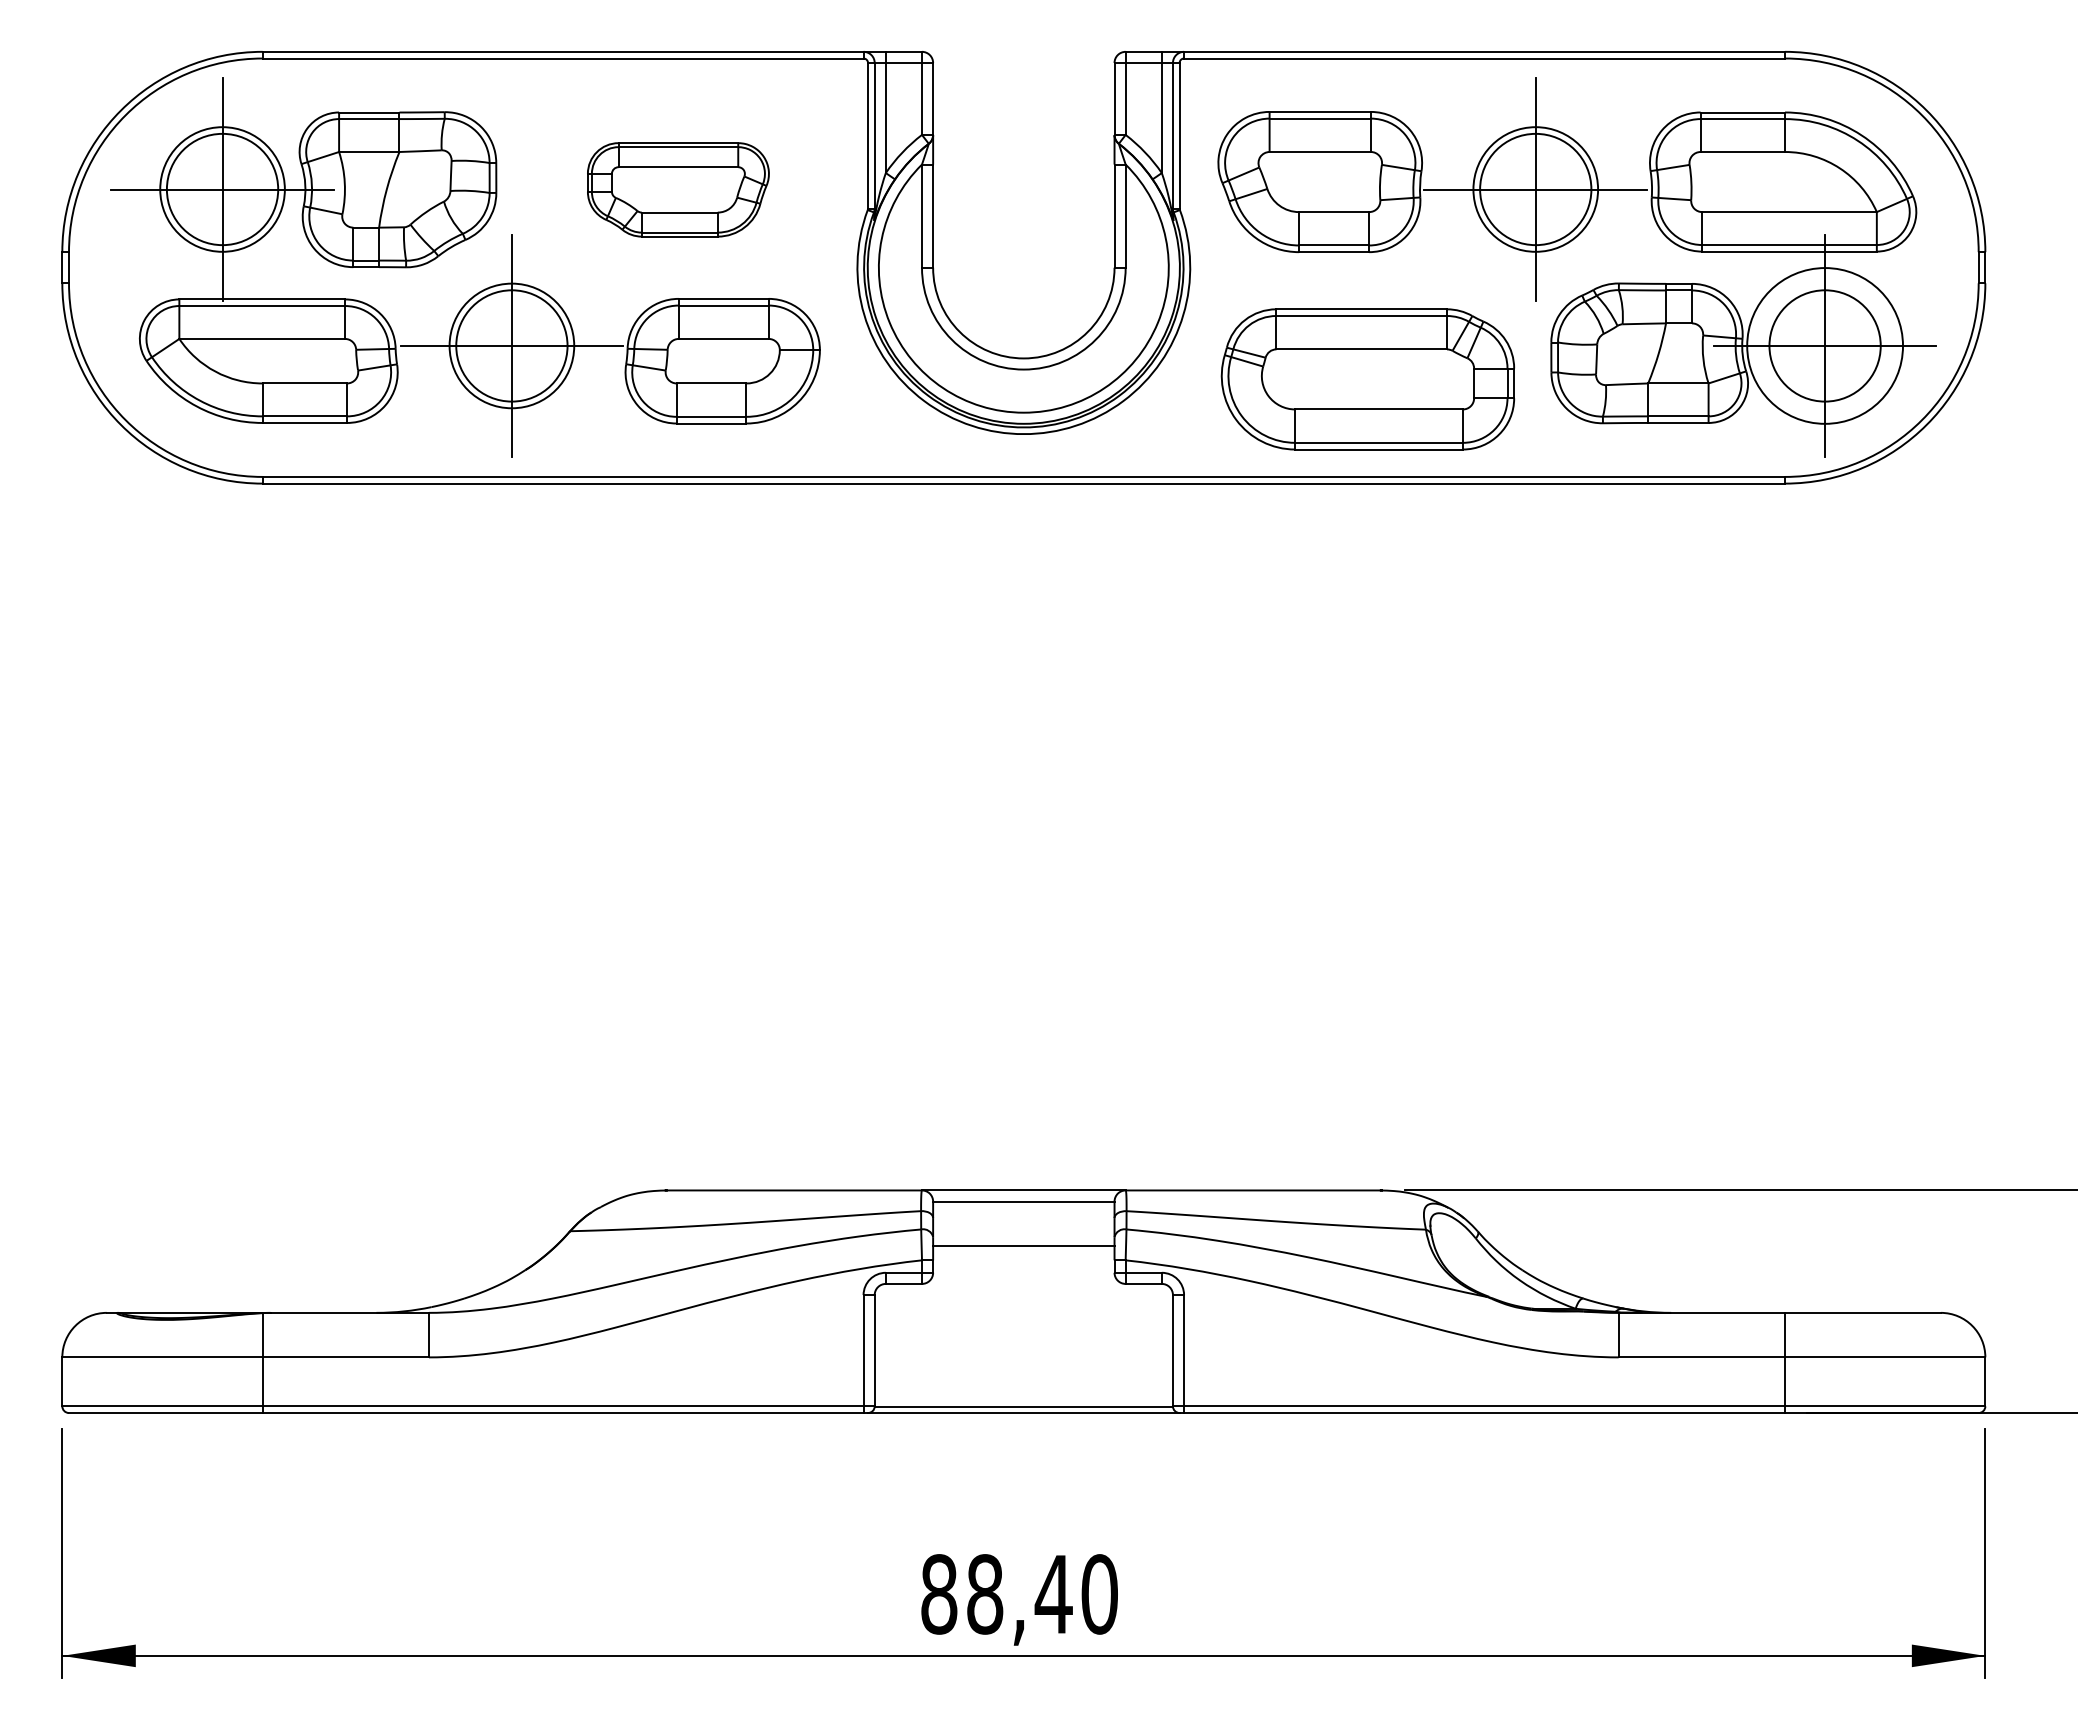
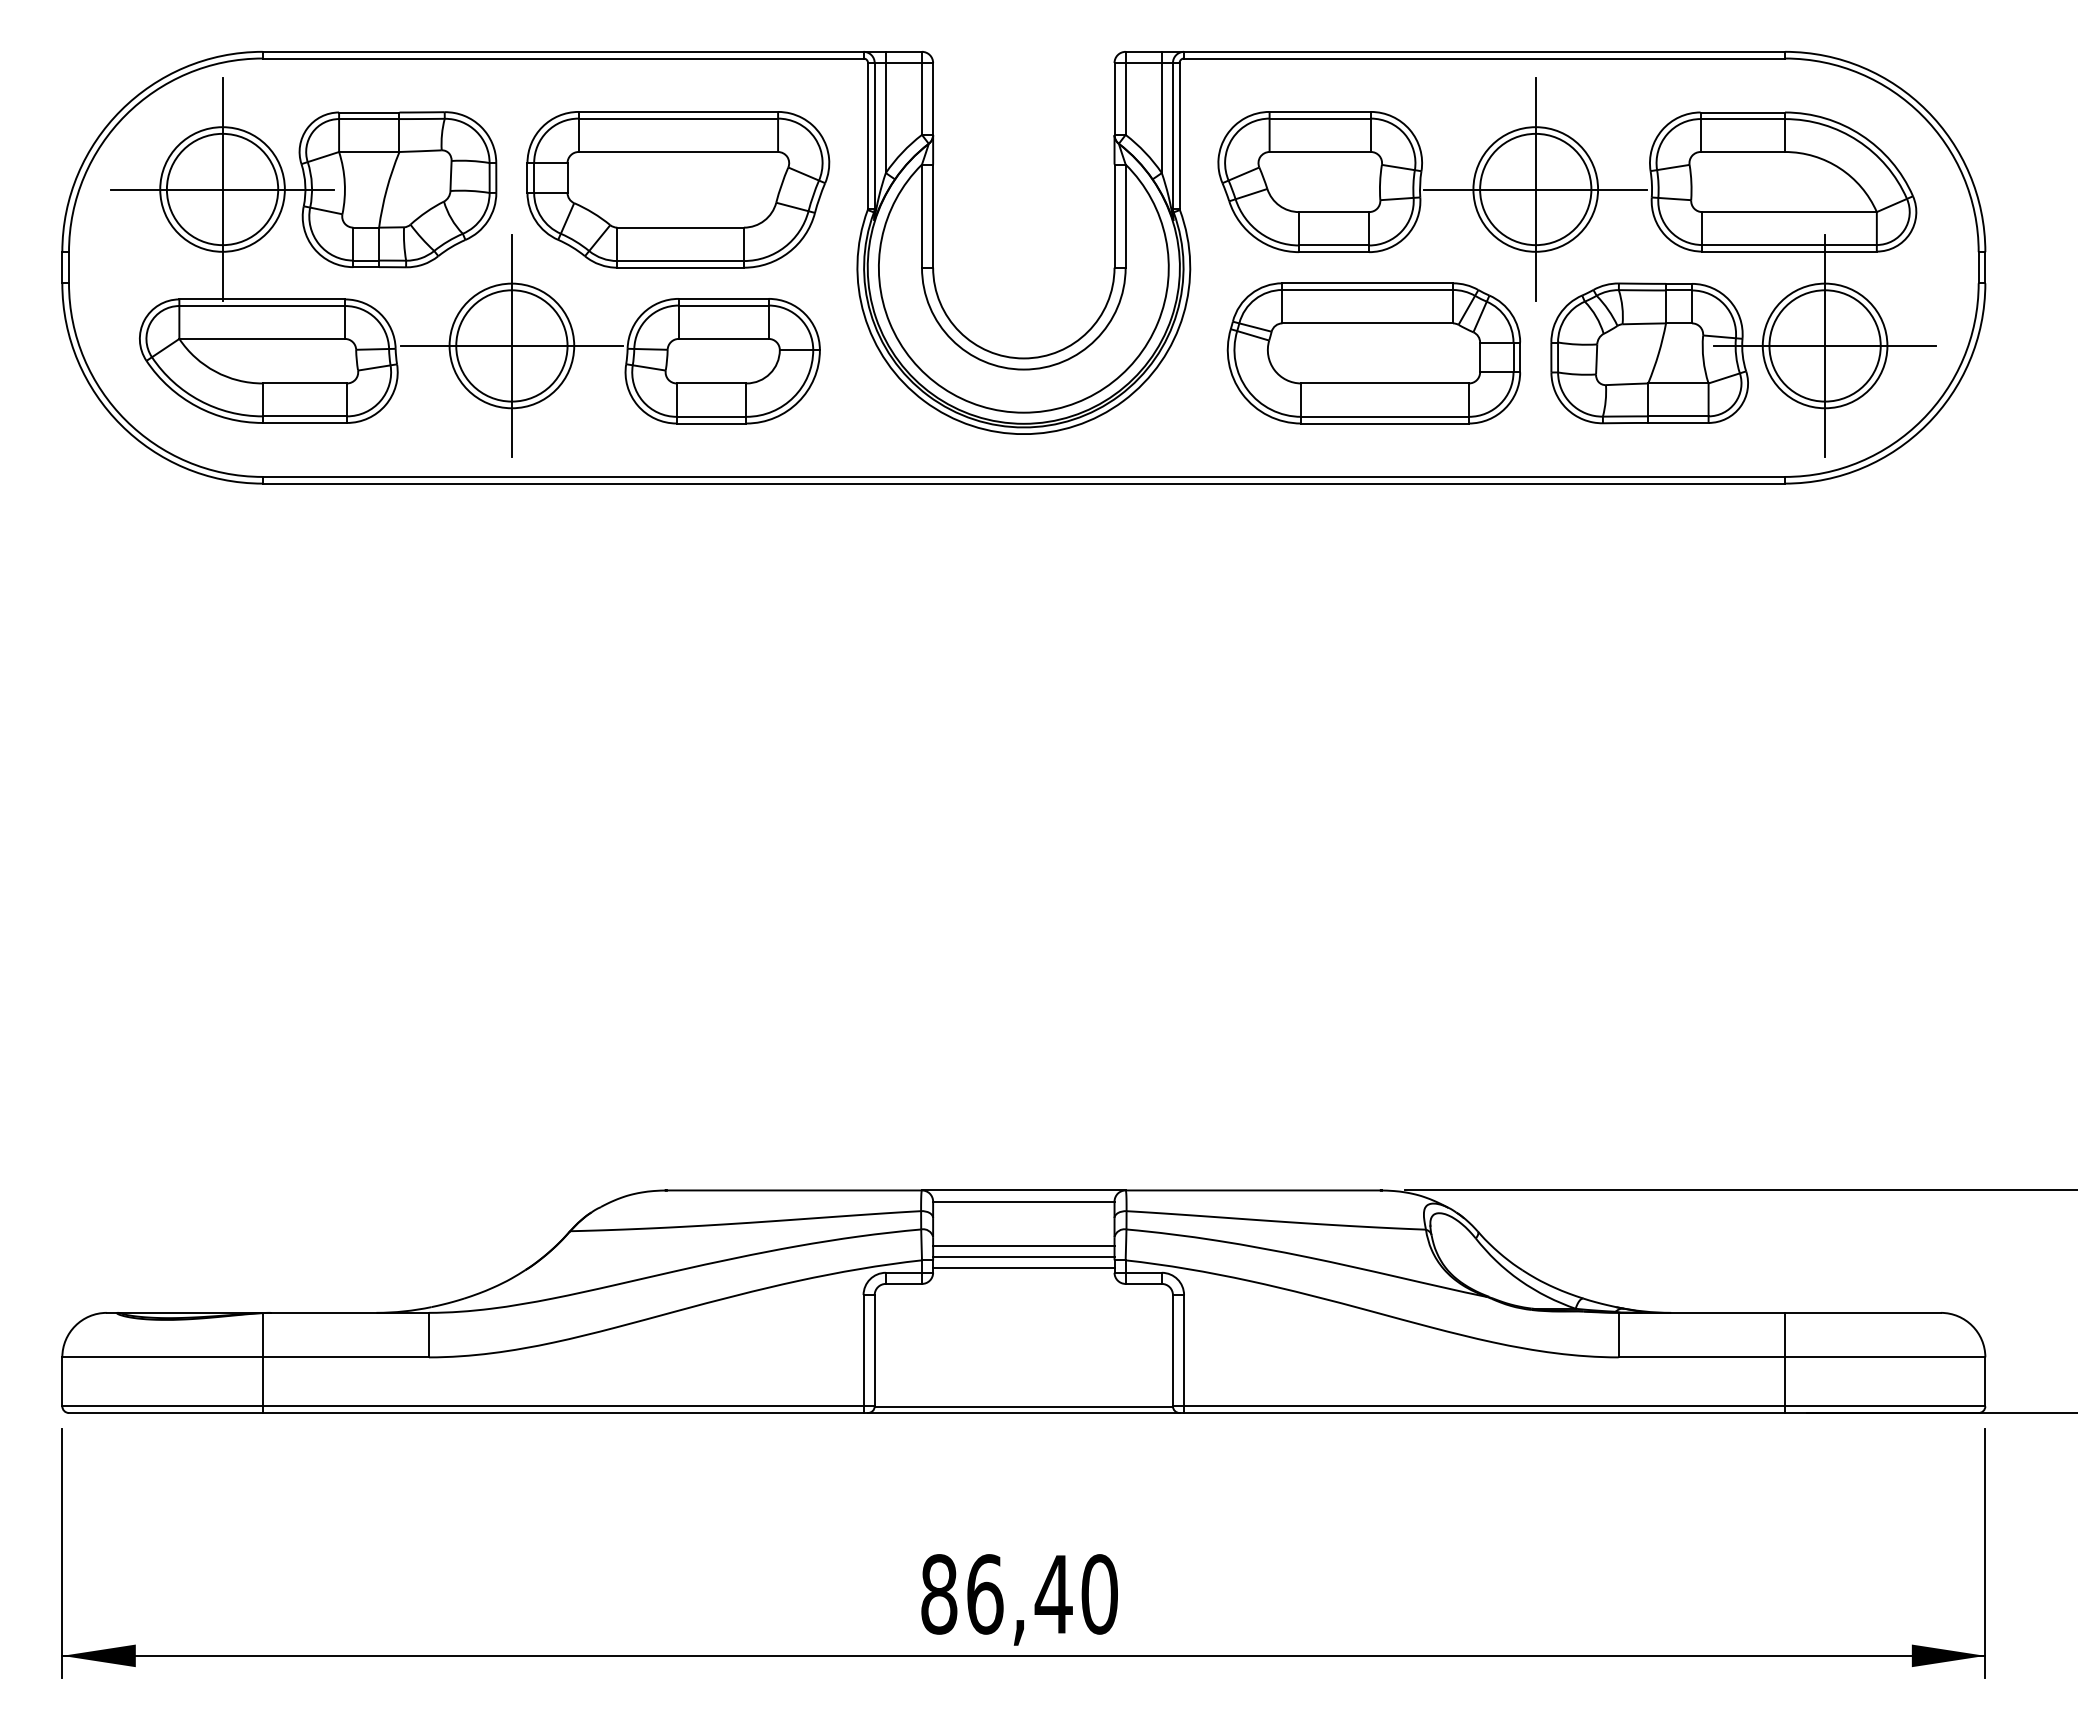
part size: 183x96 px -> 305x158 px (678, 189)
circle diameter: 156 px -> 125 px (1824, 345)
part position: (1367, 379) -> (1373, 353) (1373, 353)
line: none -> present (1023, 1257)
line: none -> present (1023, 1268)
text: 88,40 -> 86,40 (985, 1594)
